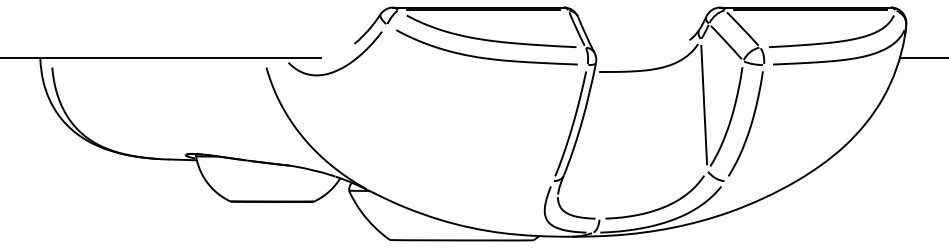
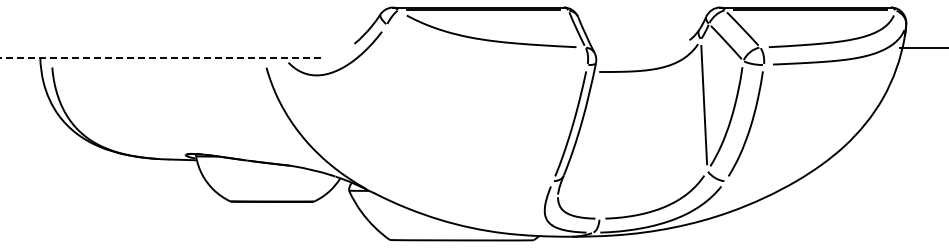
part: present -> none (486, 57)
line: solid -> dashed (161, 58)
line position: (922, 58) -> (922, 48) (922, 48)
